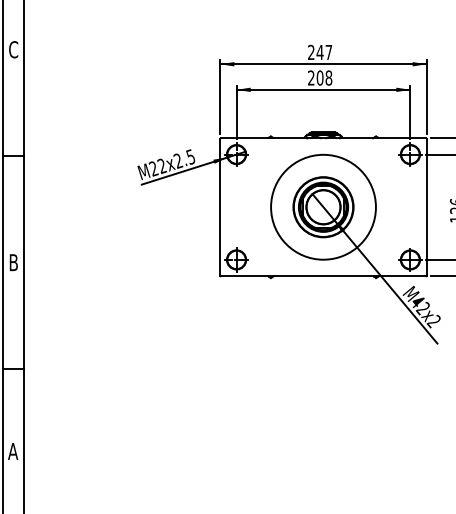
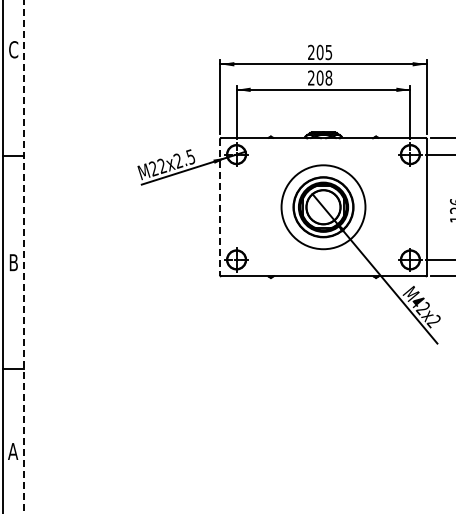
text: 247 -> 205 (324, 52)
circle diameter: 105 px -> 84 px (323, 207)
line: solid -> dashed (220, 207)
line: solid -> dashed (24, 256)
